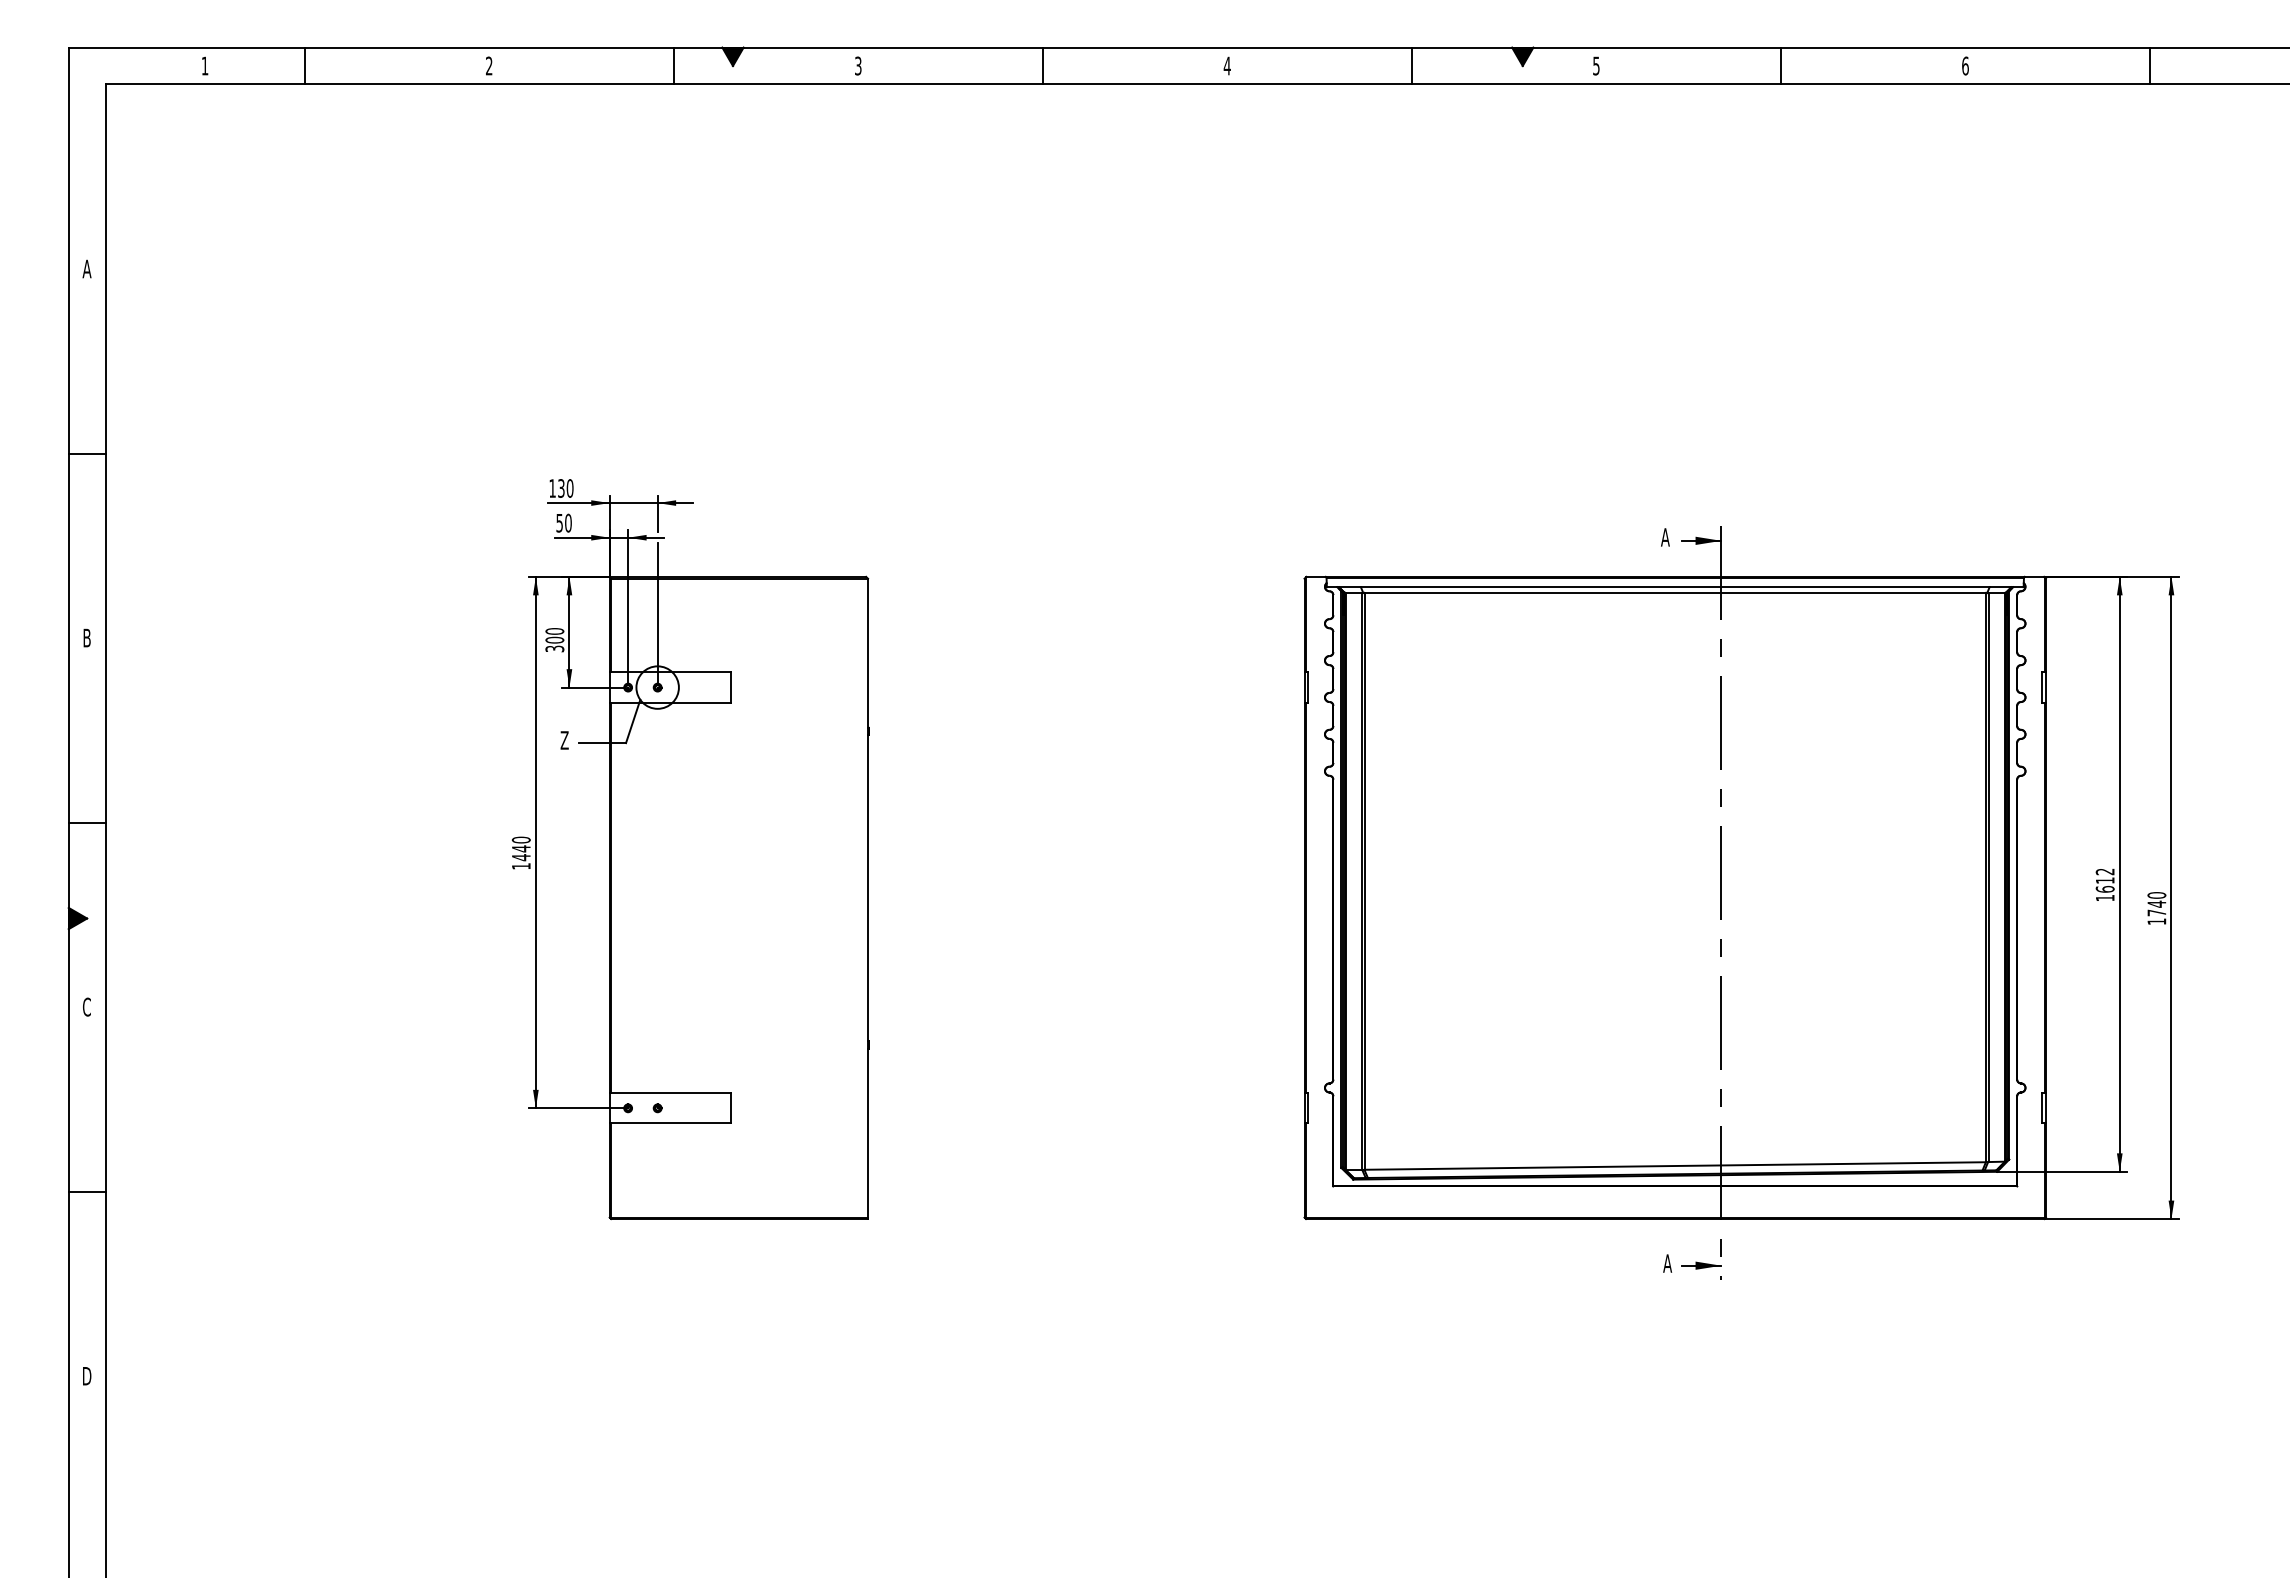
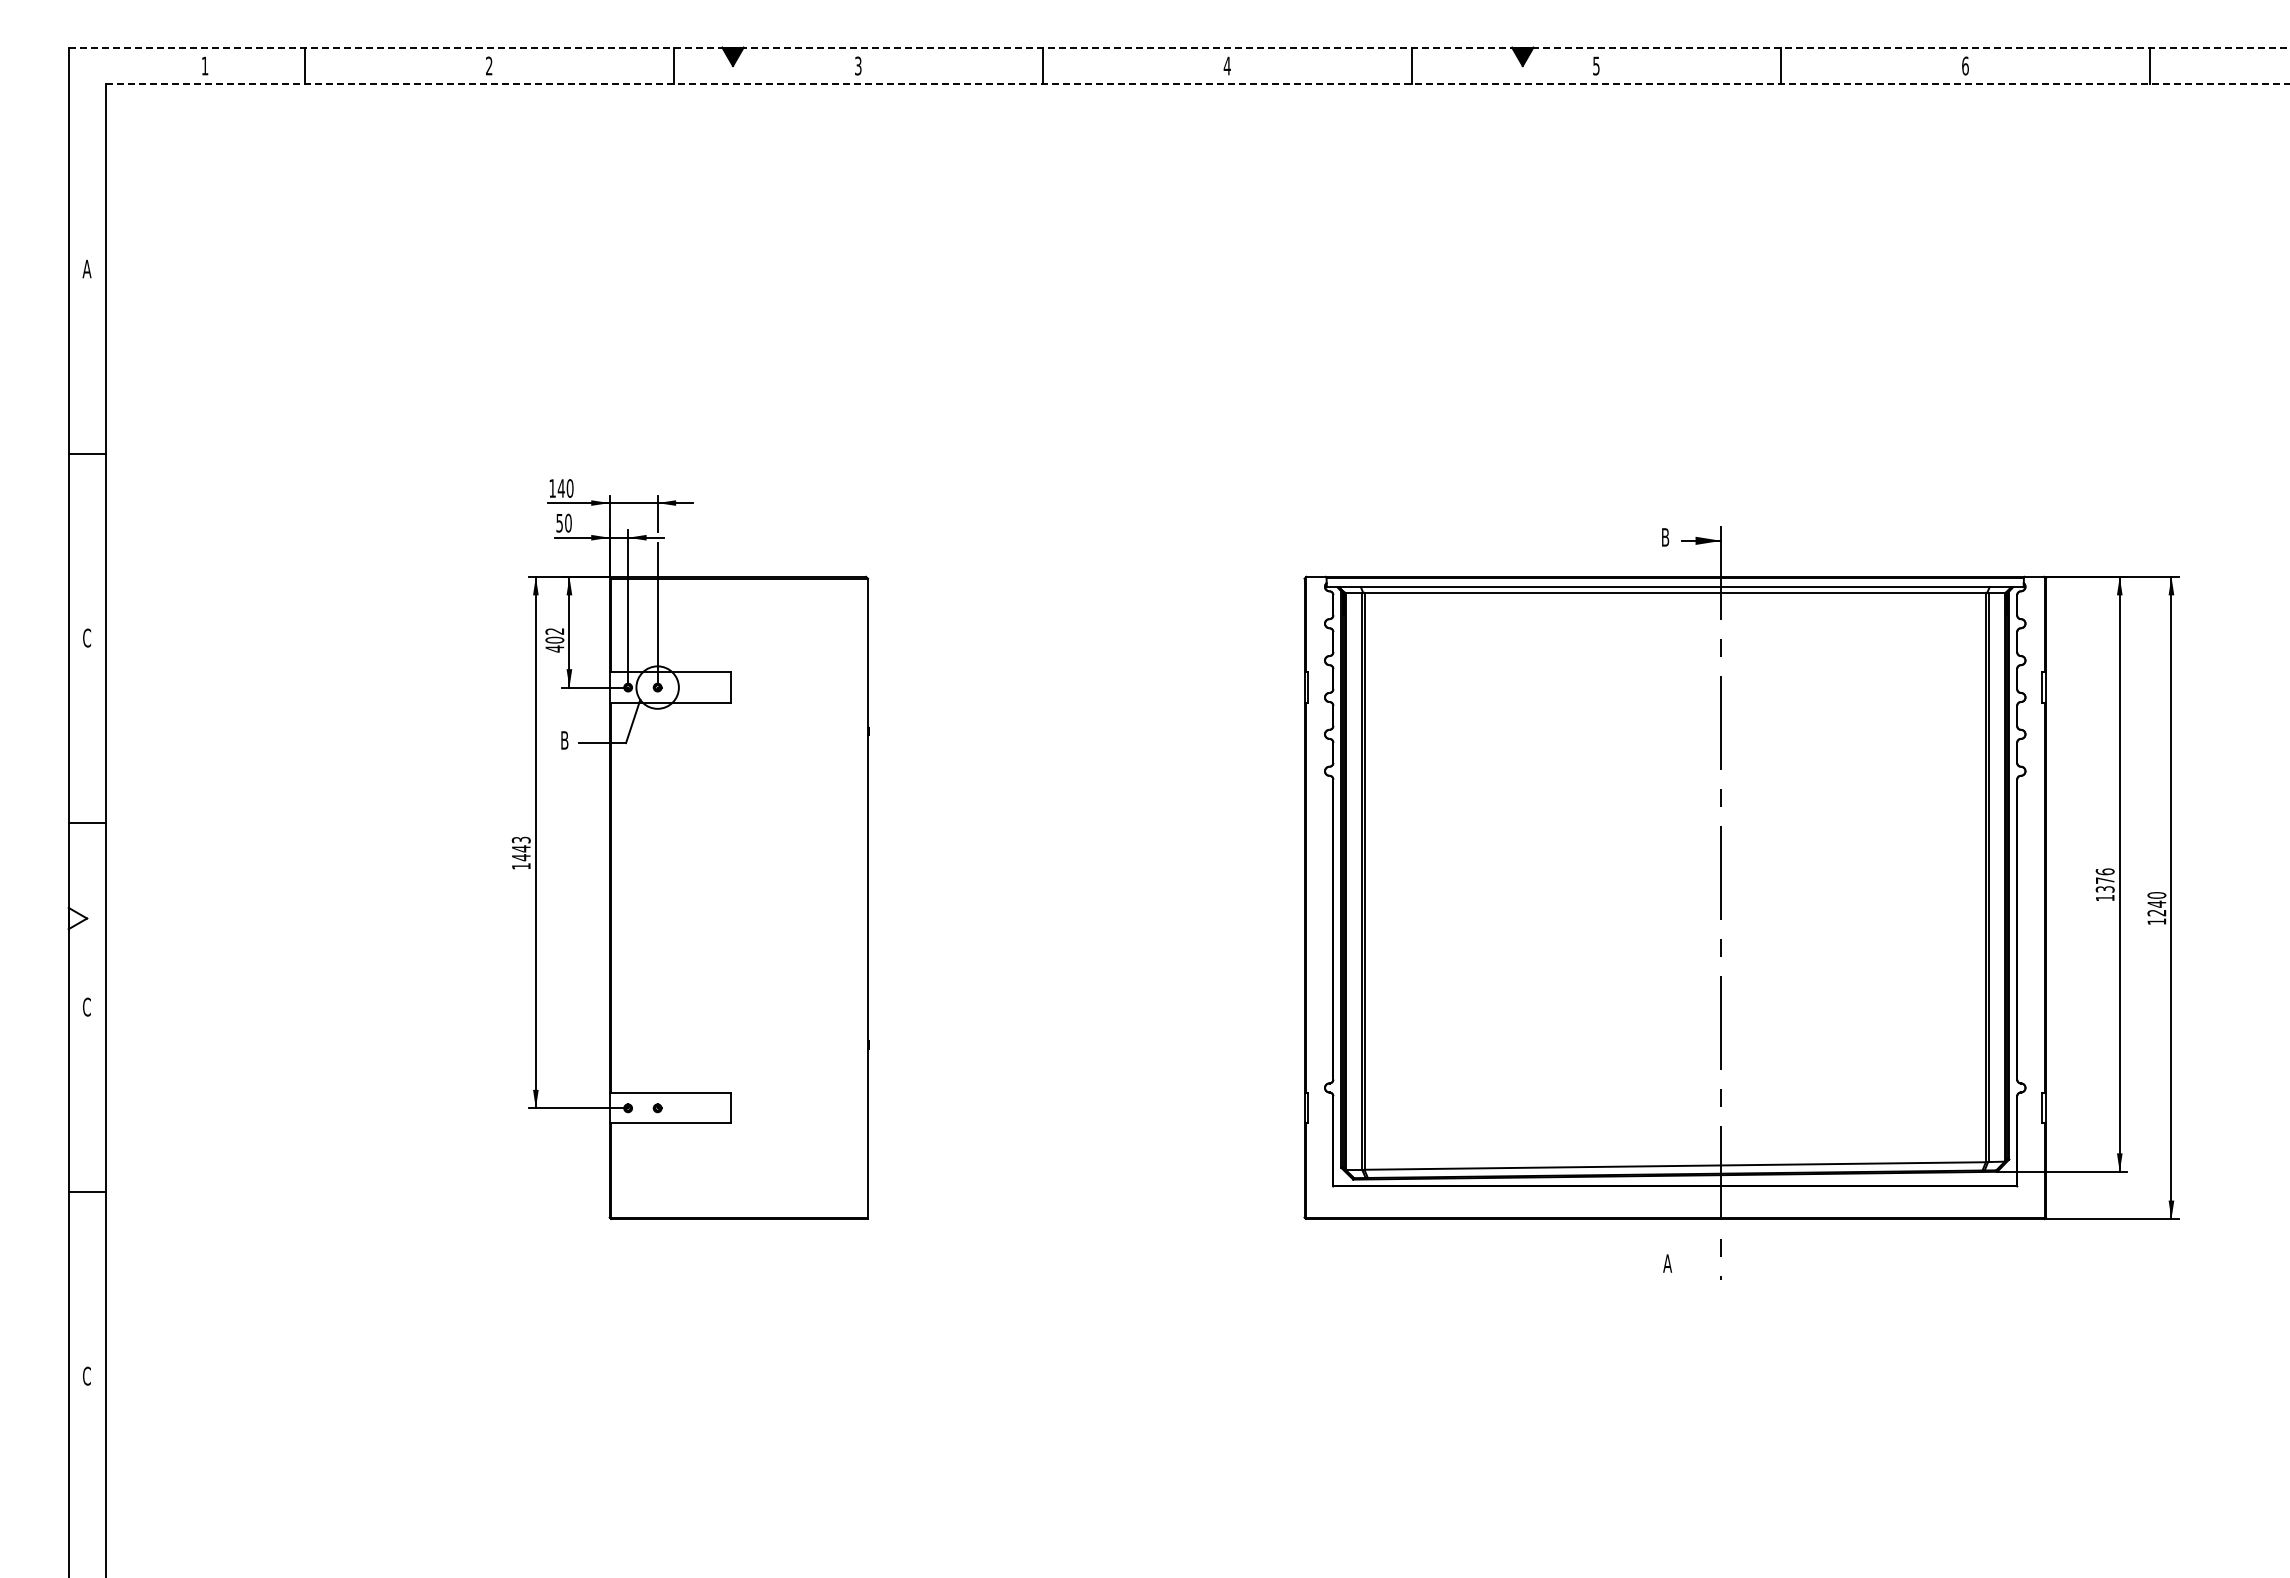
line: solid -> dashed (1179, 47)
line: solid -> dashed (1197, 84)
text: 130 -> 140 (560, 488)
text: A -> B (1665, 537)
text: B -> C (87, 637)
text: 300 -> 402 (554, 640)
text: Z -> B (564, 740)
text: 1440 -> 1443 (521, 839)
text: 1612 -> 1376 (2104, 880)
text: 1740 -> 1240 (2156, 912)
fill: present -> none (77, 918)
part: present -> none (1701, 1265)
text: D -> C (87, 1375)
